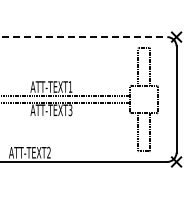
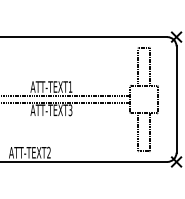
line: dashed -> solid (84, 37)
